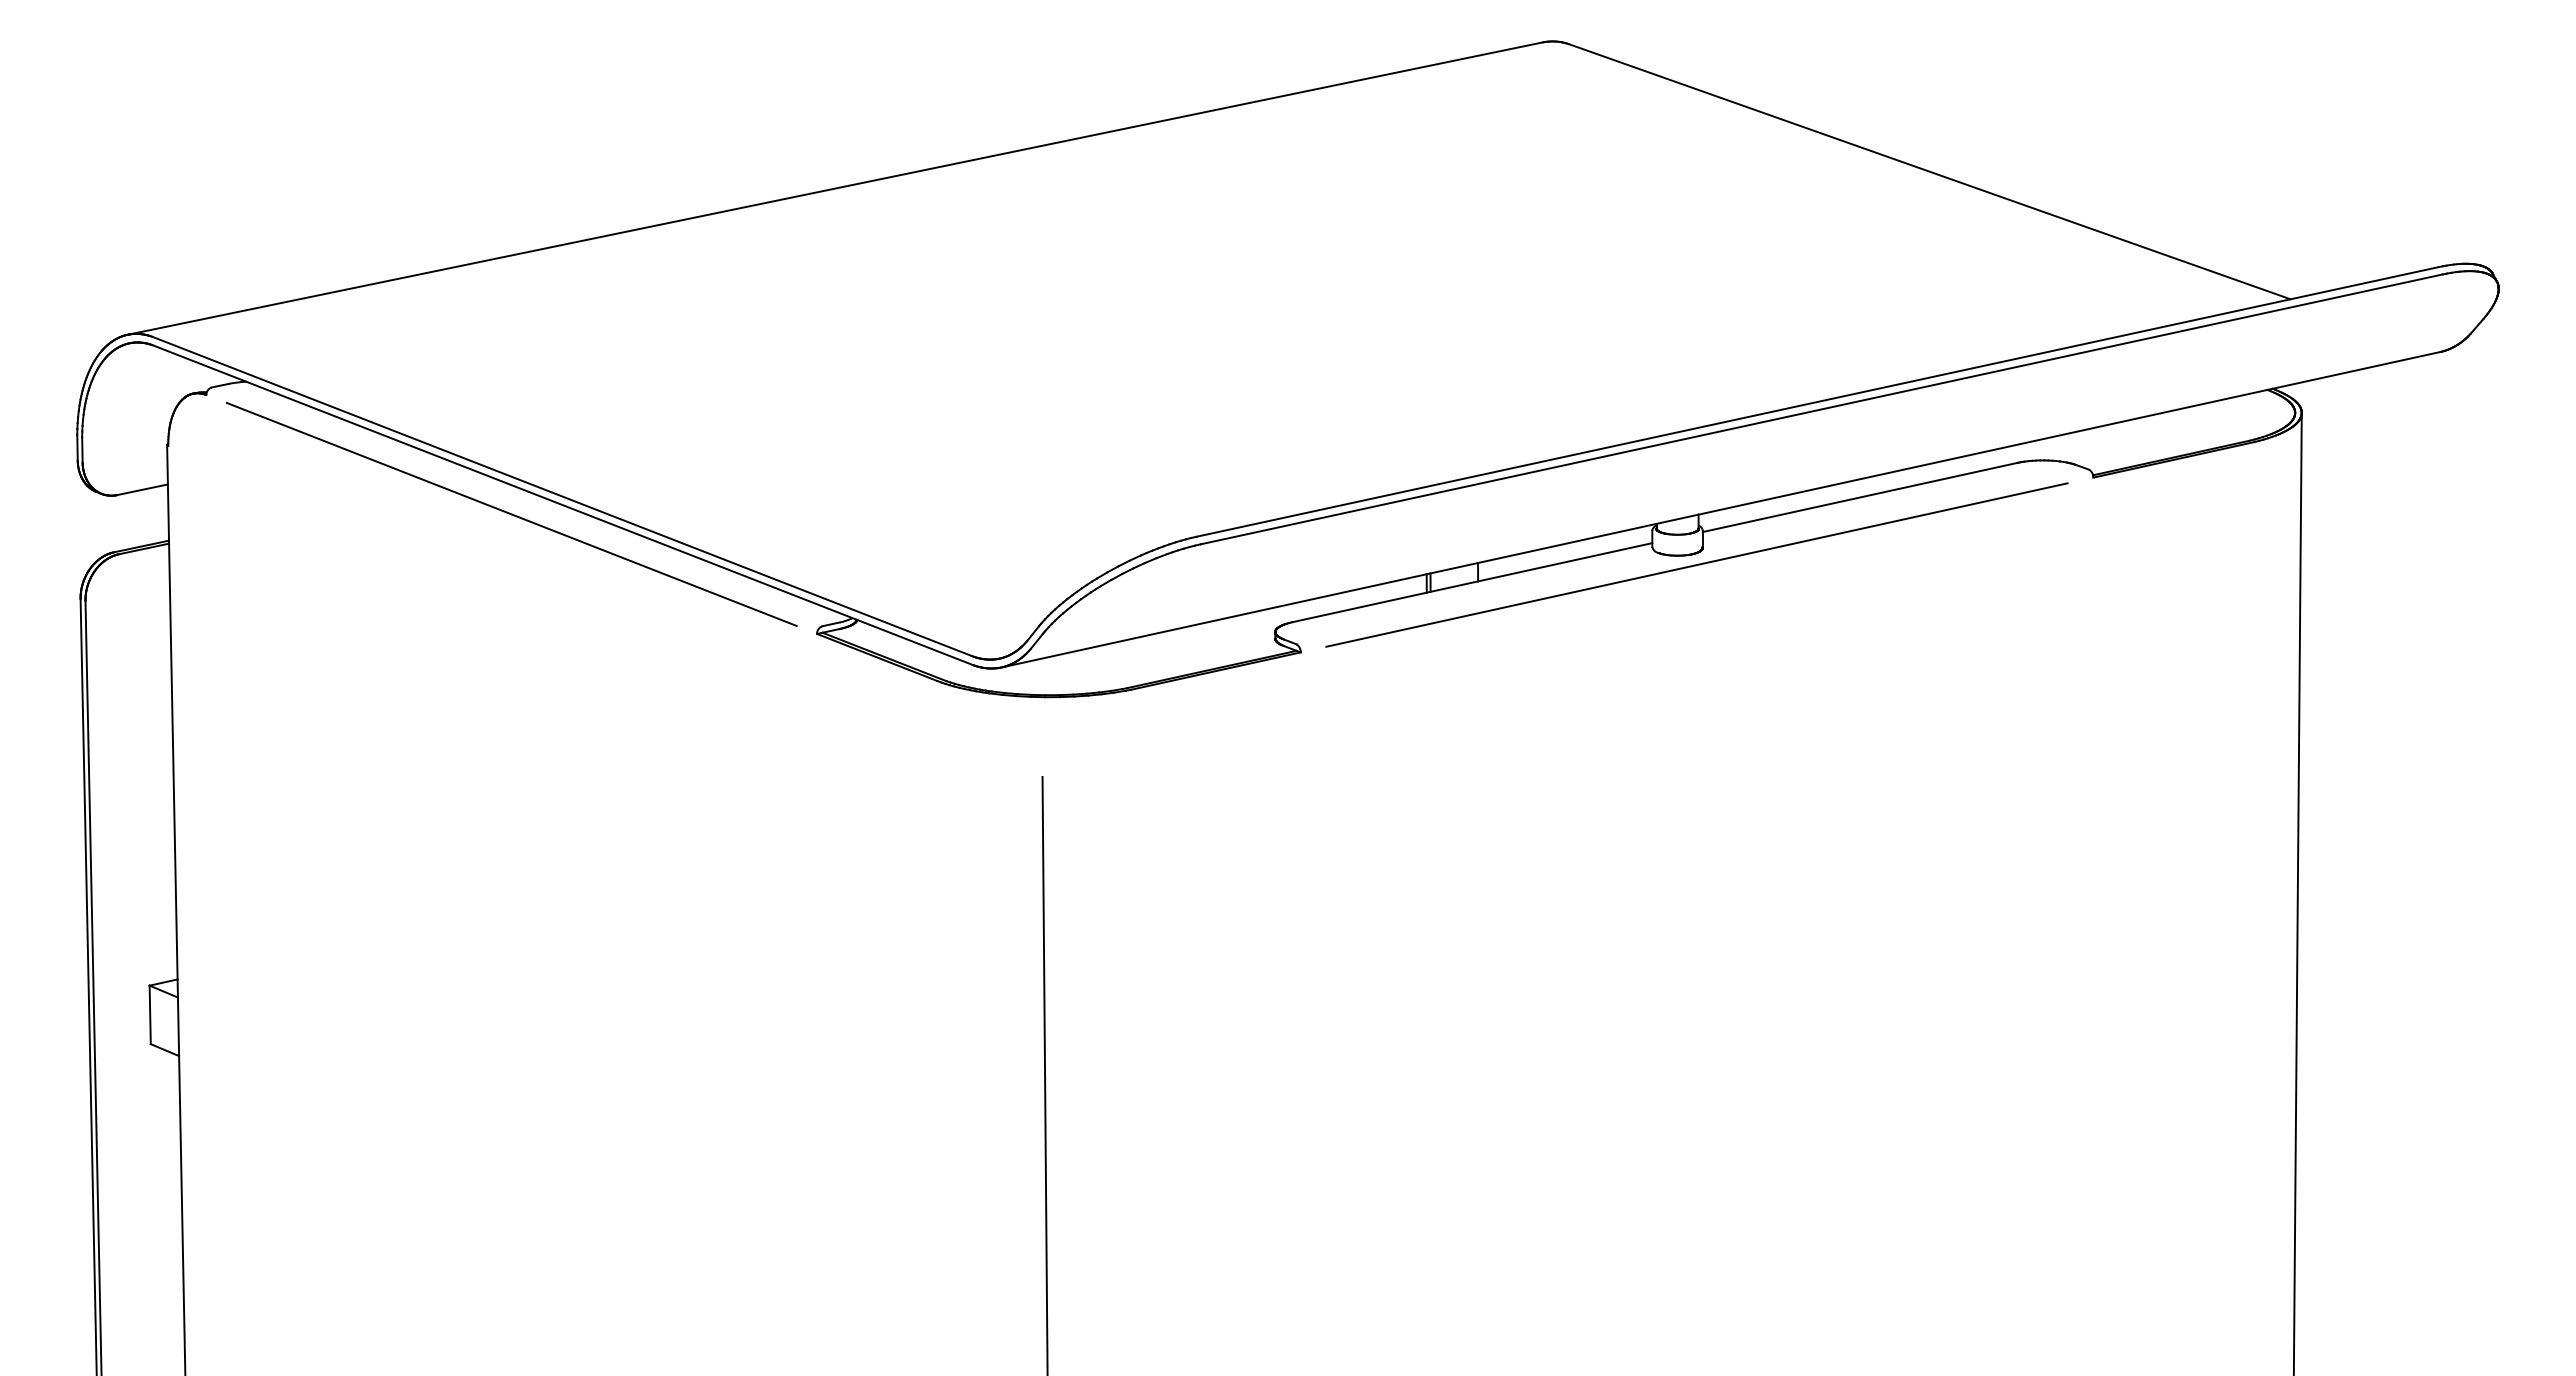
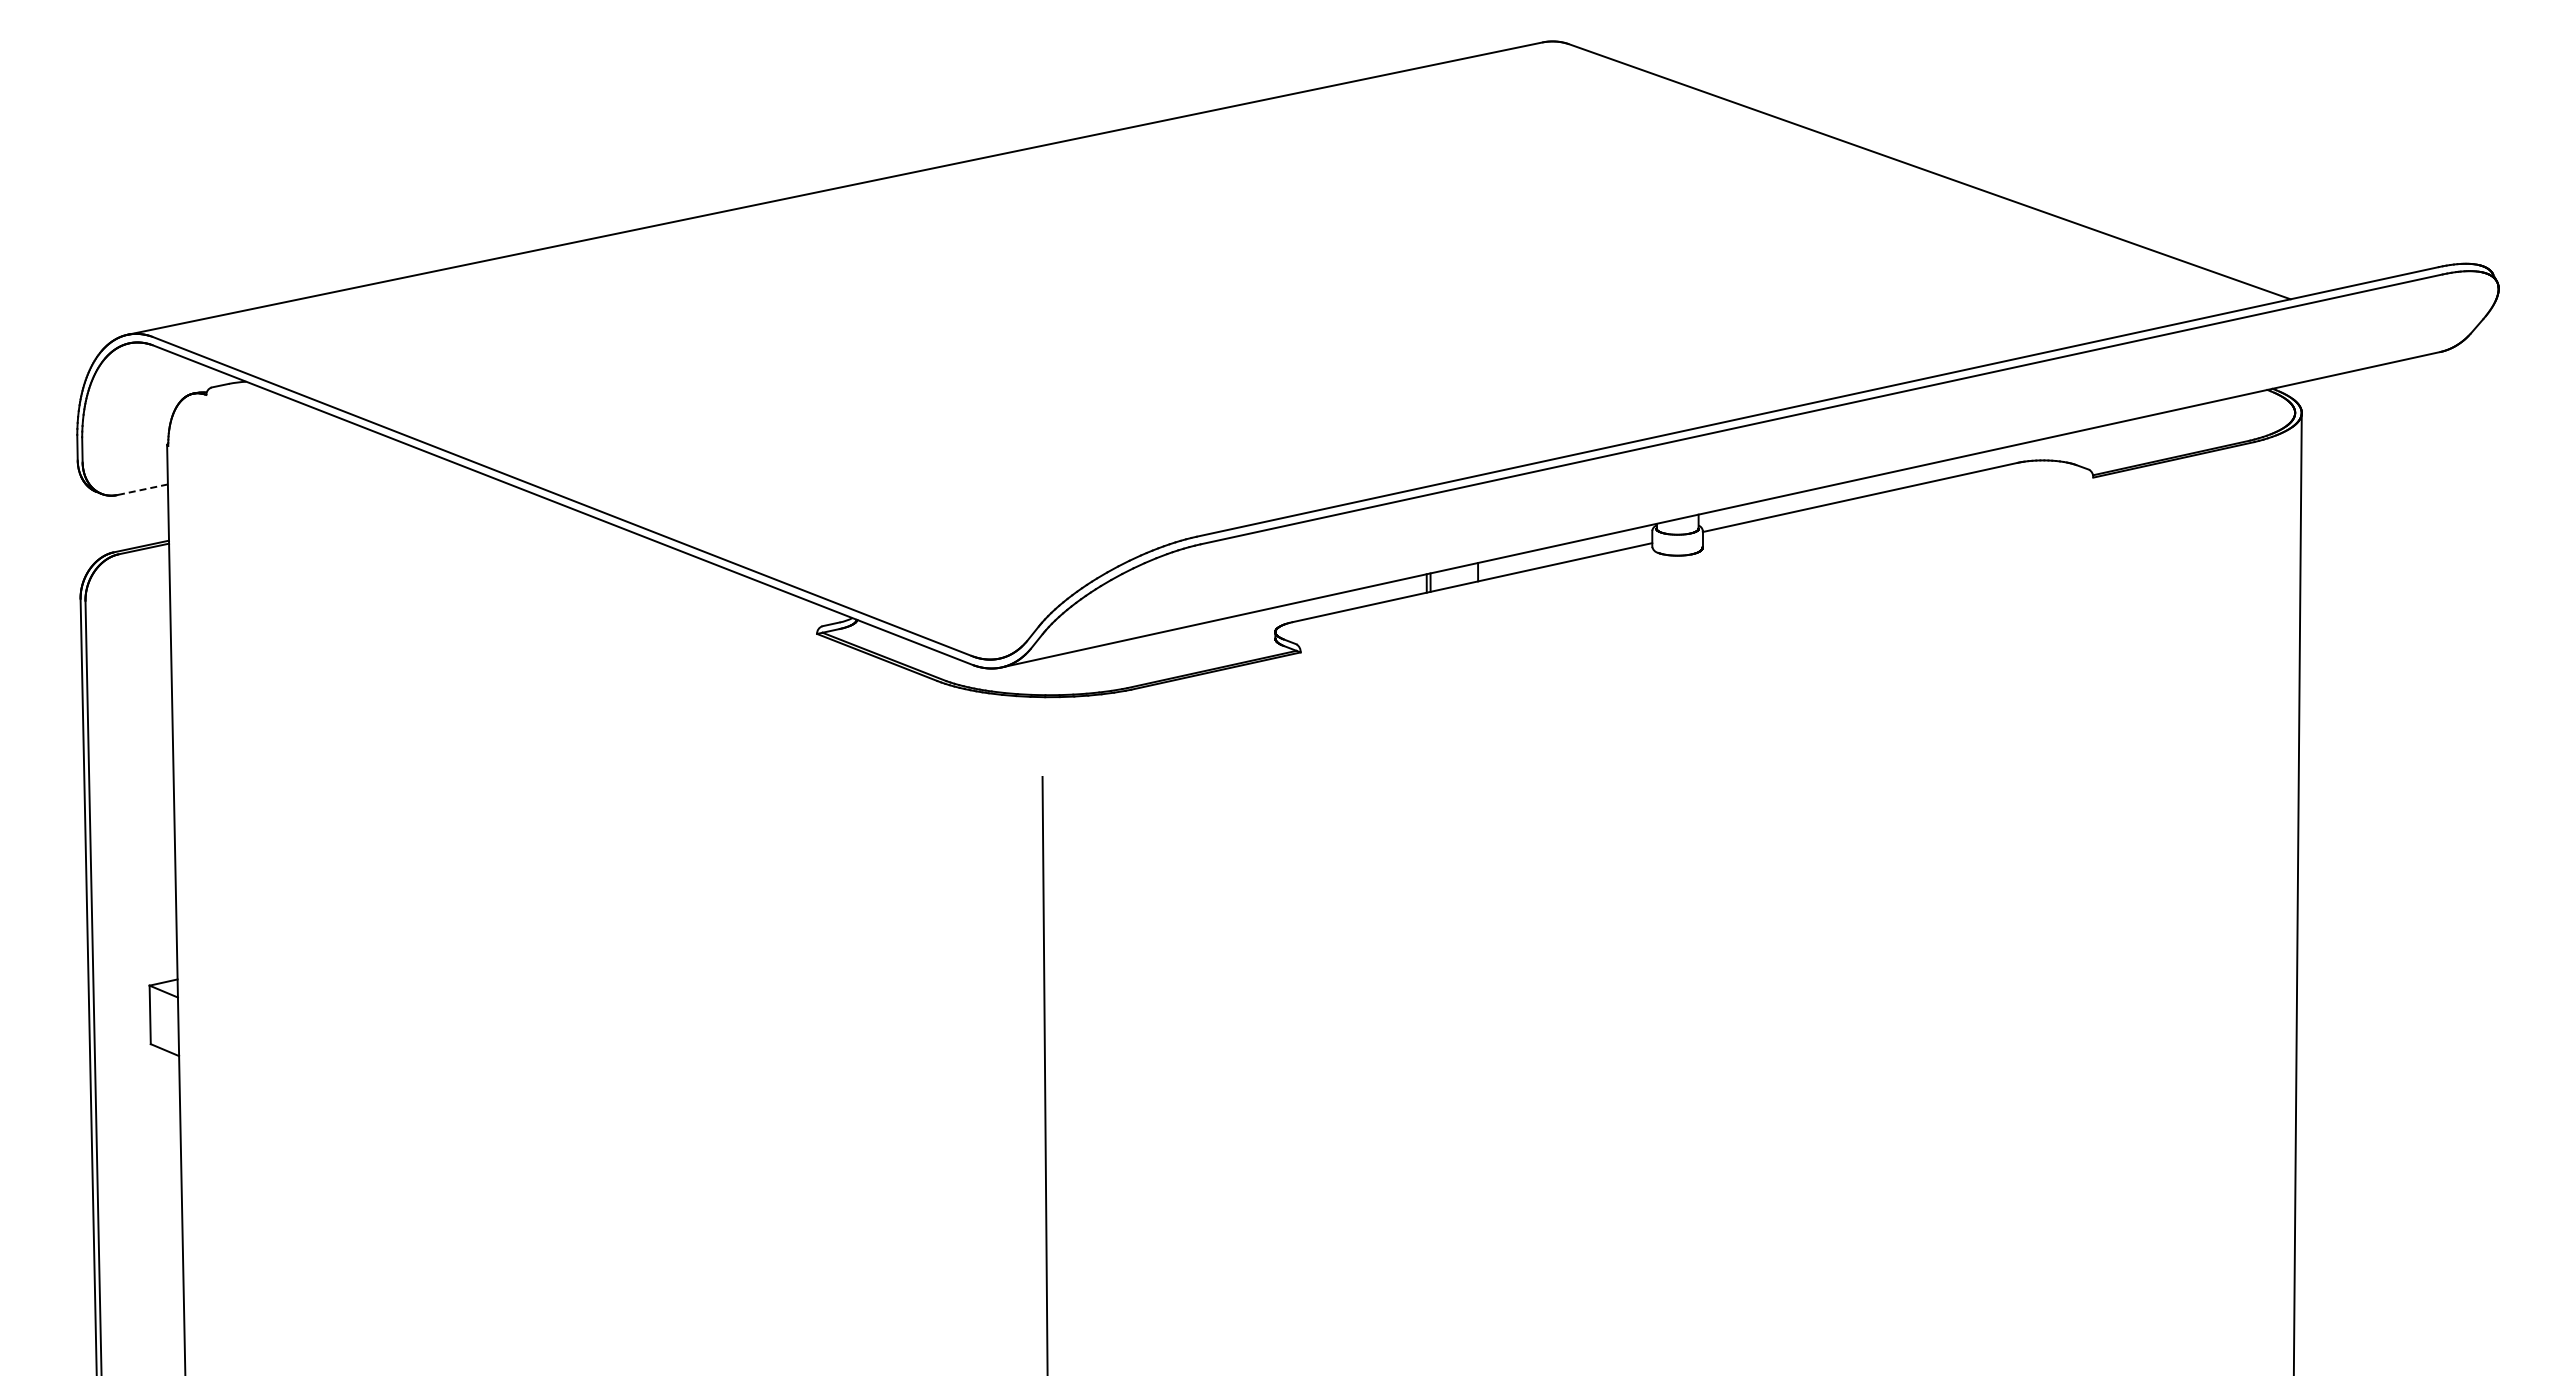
line: solid -> dashed (142, 489)
line: present -> none (511, 513)
line: present -> none (1696, 564)
